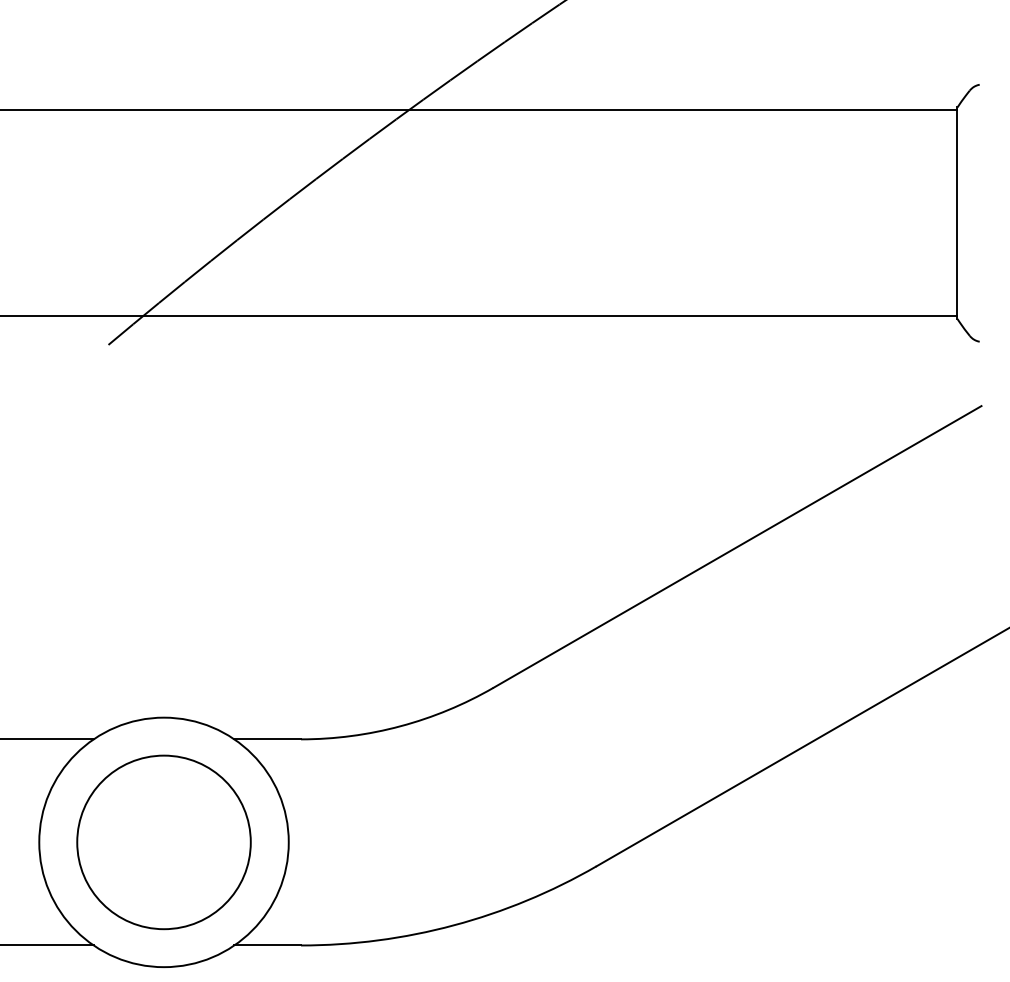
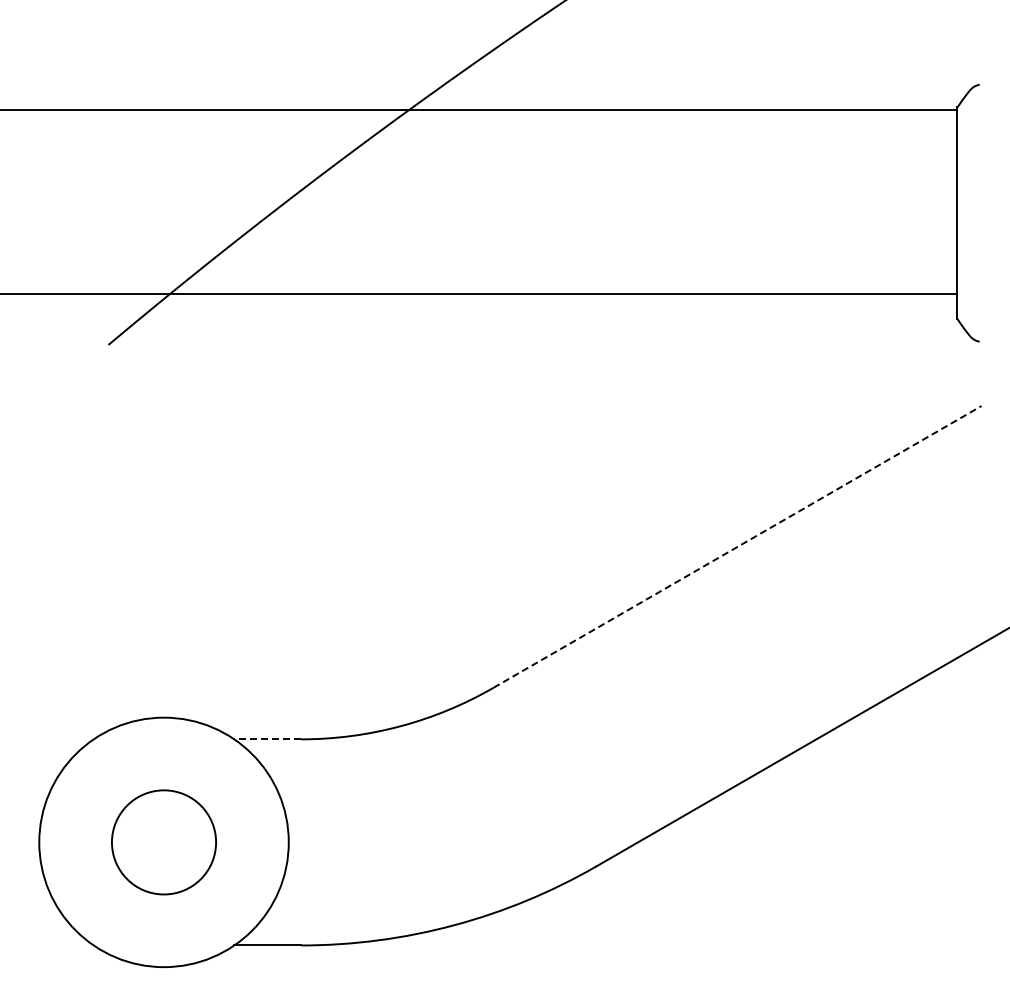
line position: (479, 316) -> (479, 294) (479, 294)
line: solid -> dashed (737, 546)
line: present -> none (47, 739)
line: solid -> dashed (267, 739)
circle diameter: 174 px -> 104 px (163, 842)
line: present -> none (47, 945)
